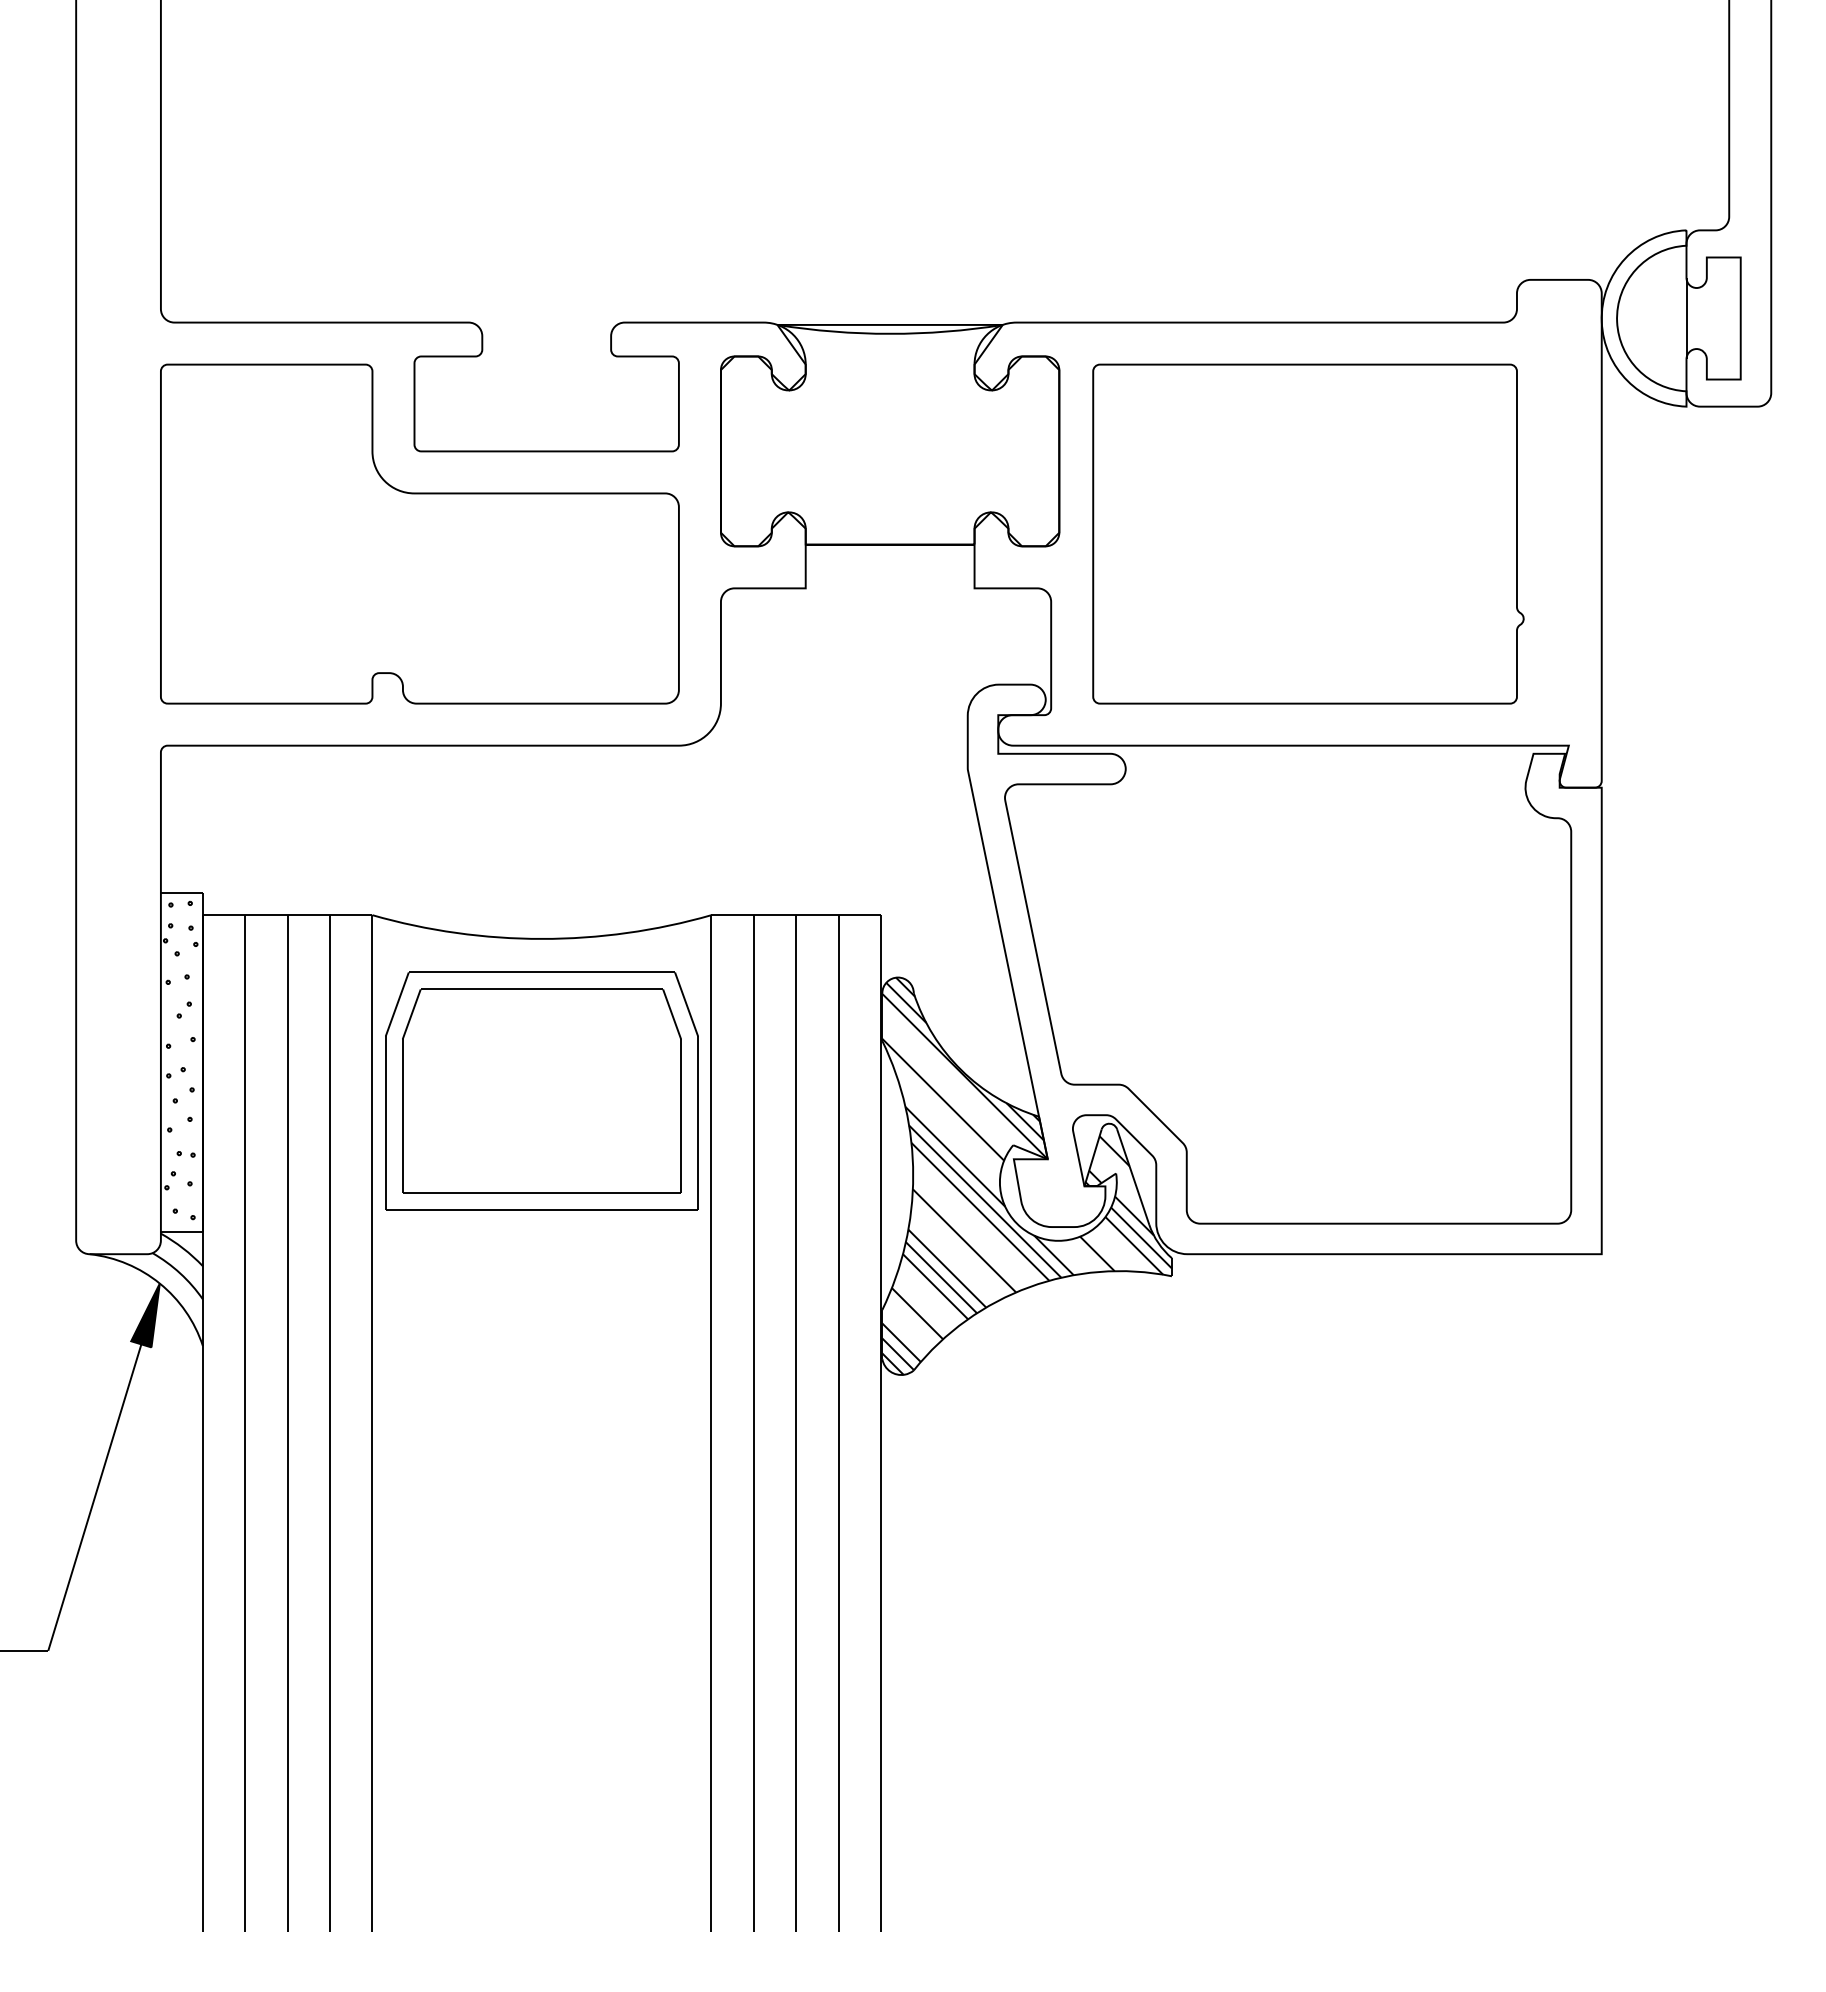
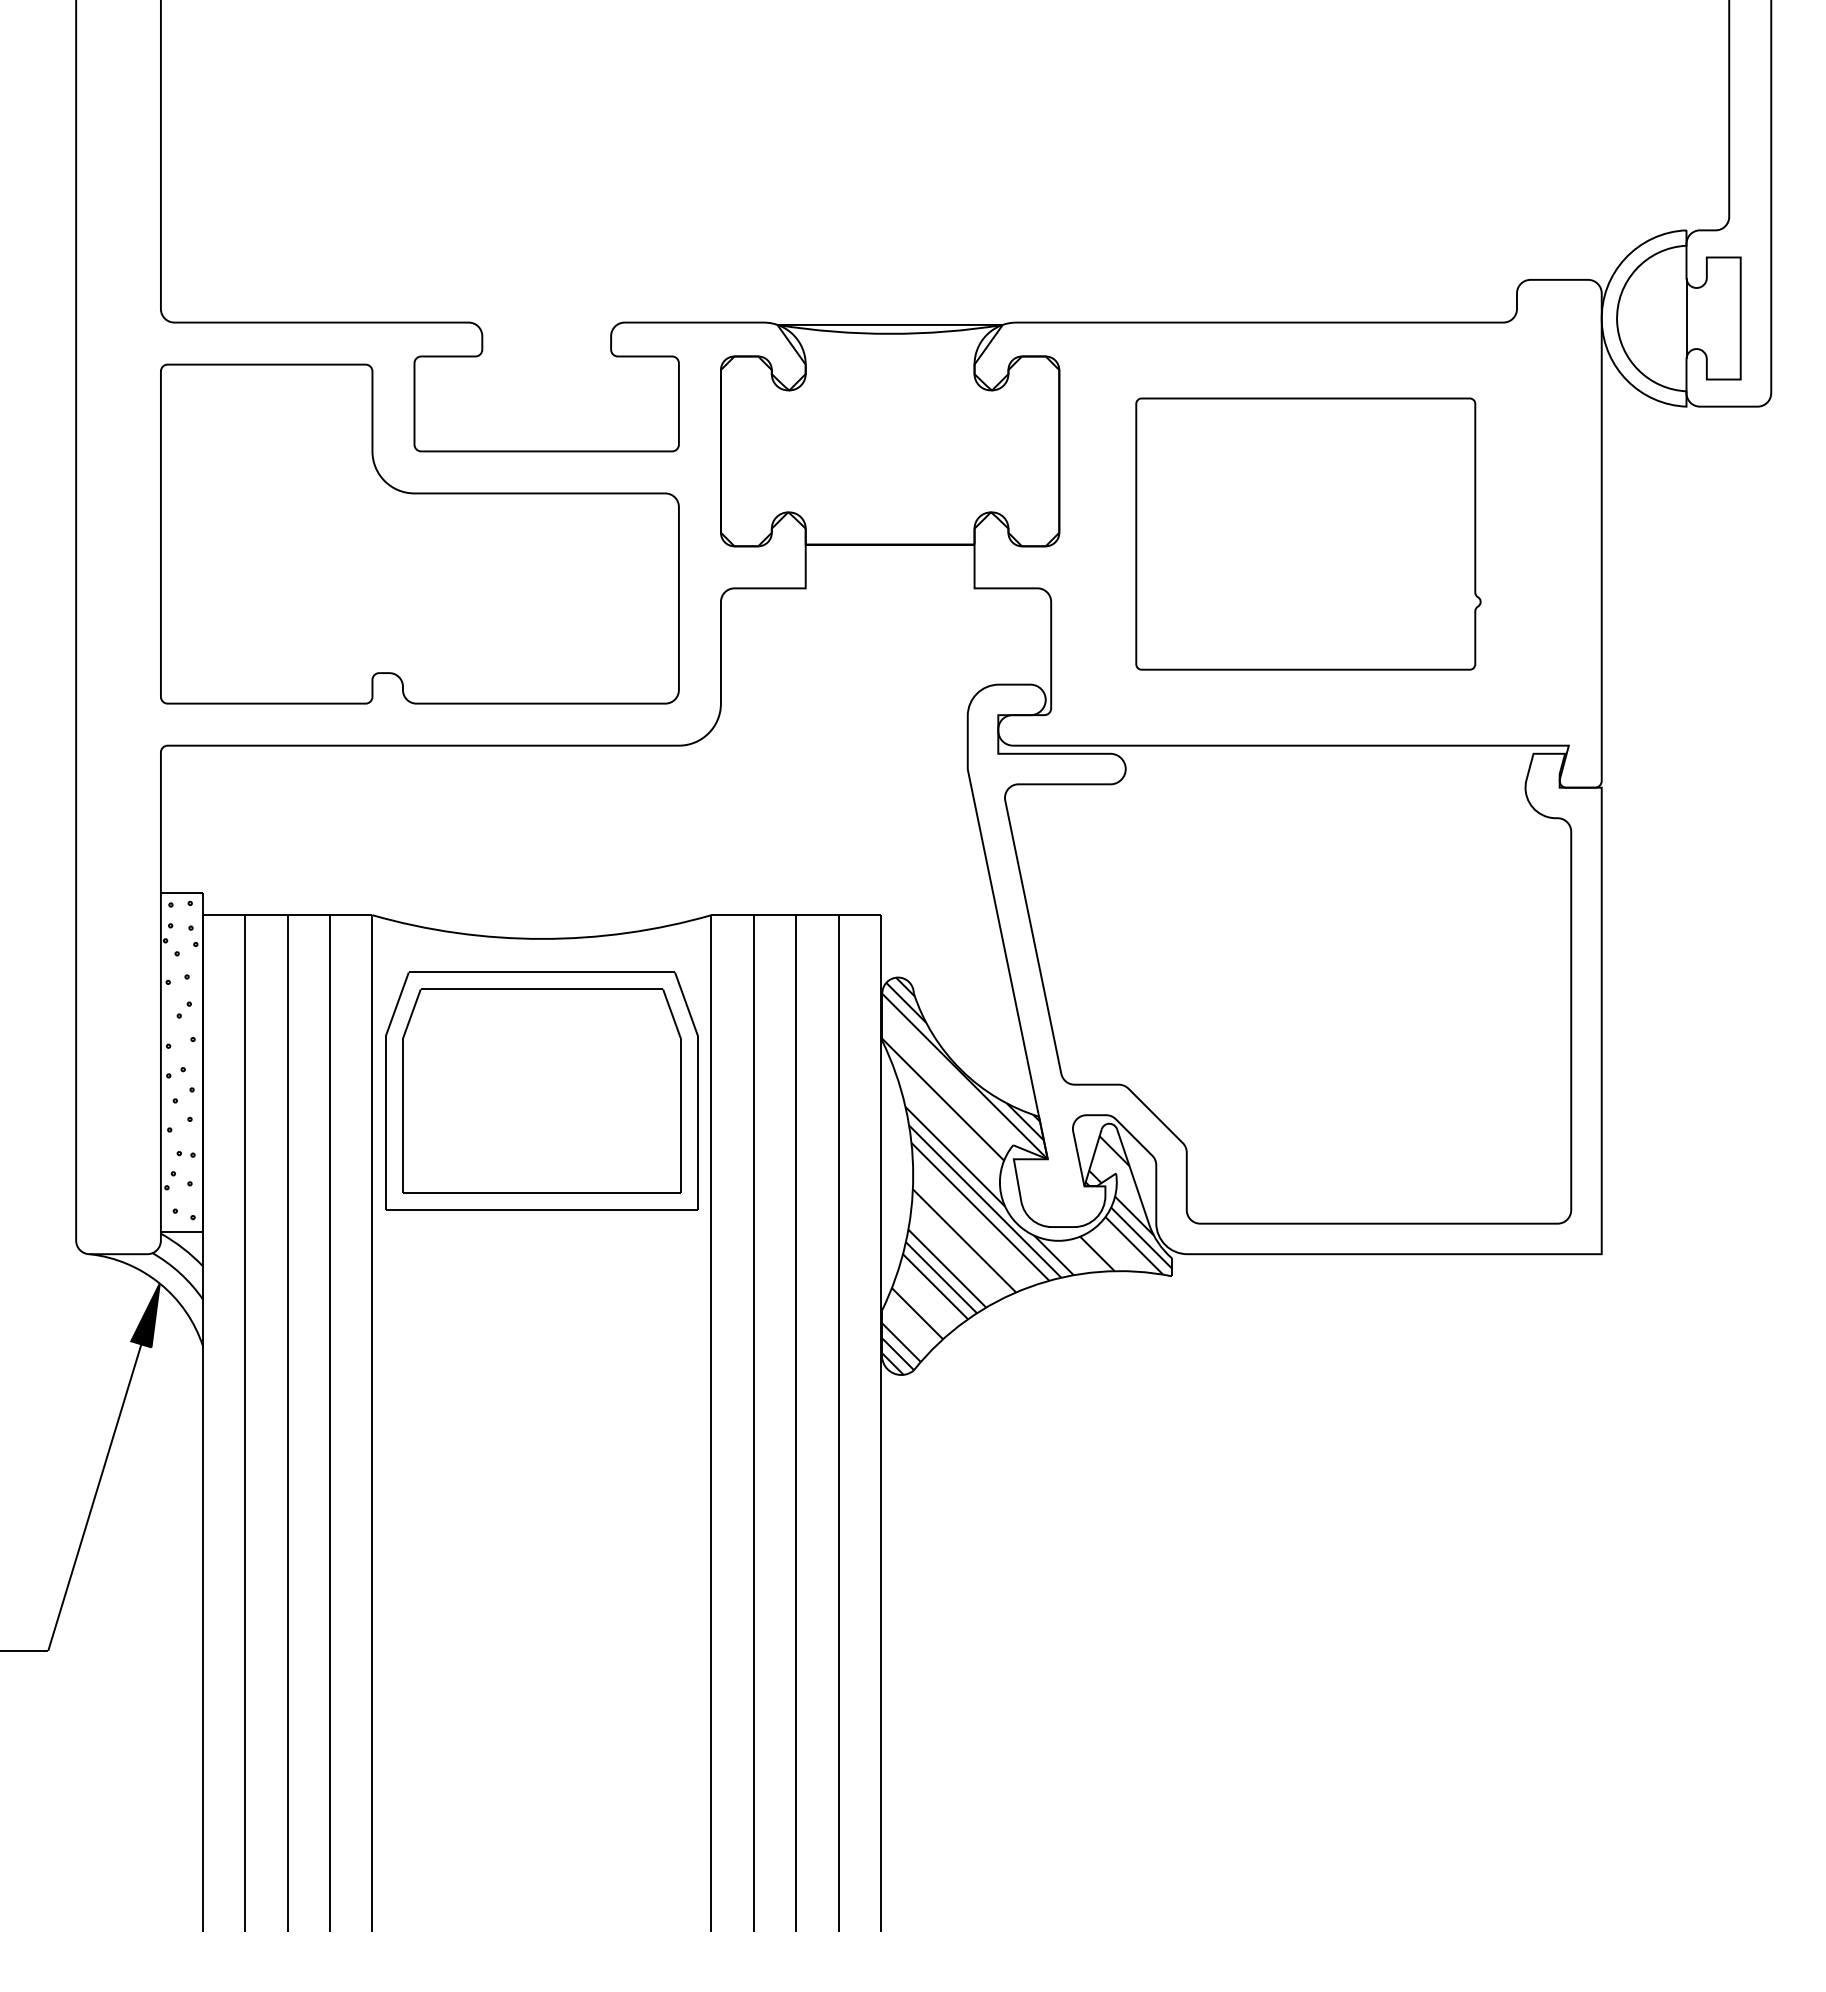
part size: 433x342 px -> 347x274 px (1308, 533)
